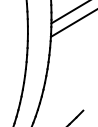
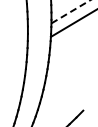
line: solid -> dashed (71, 11)
